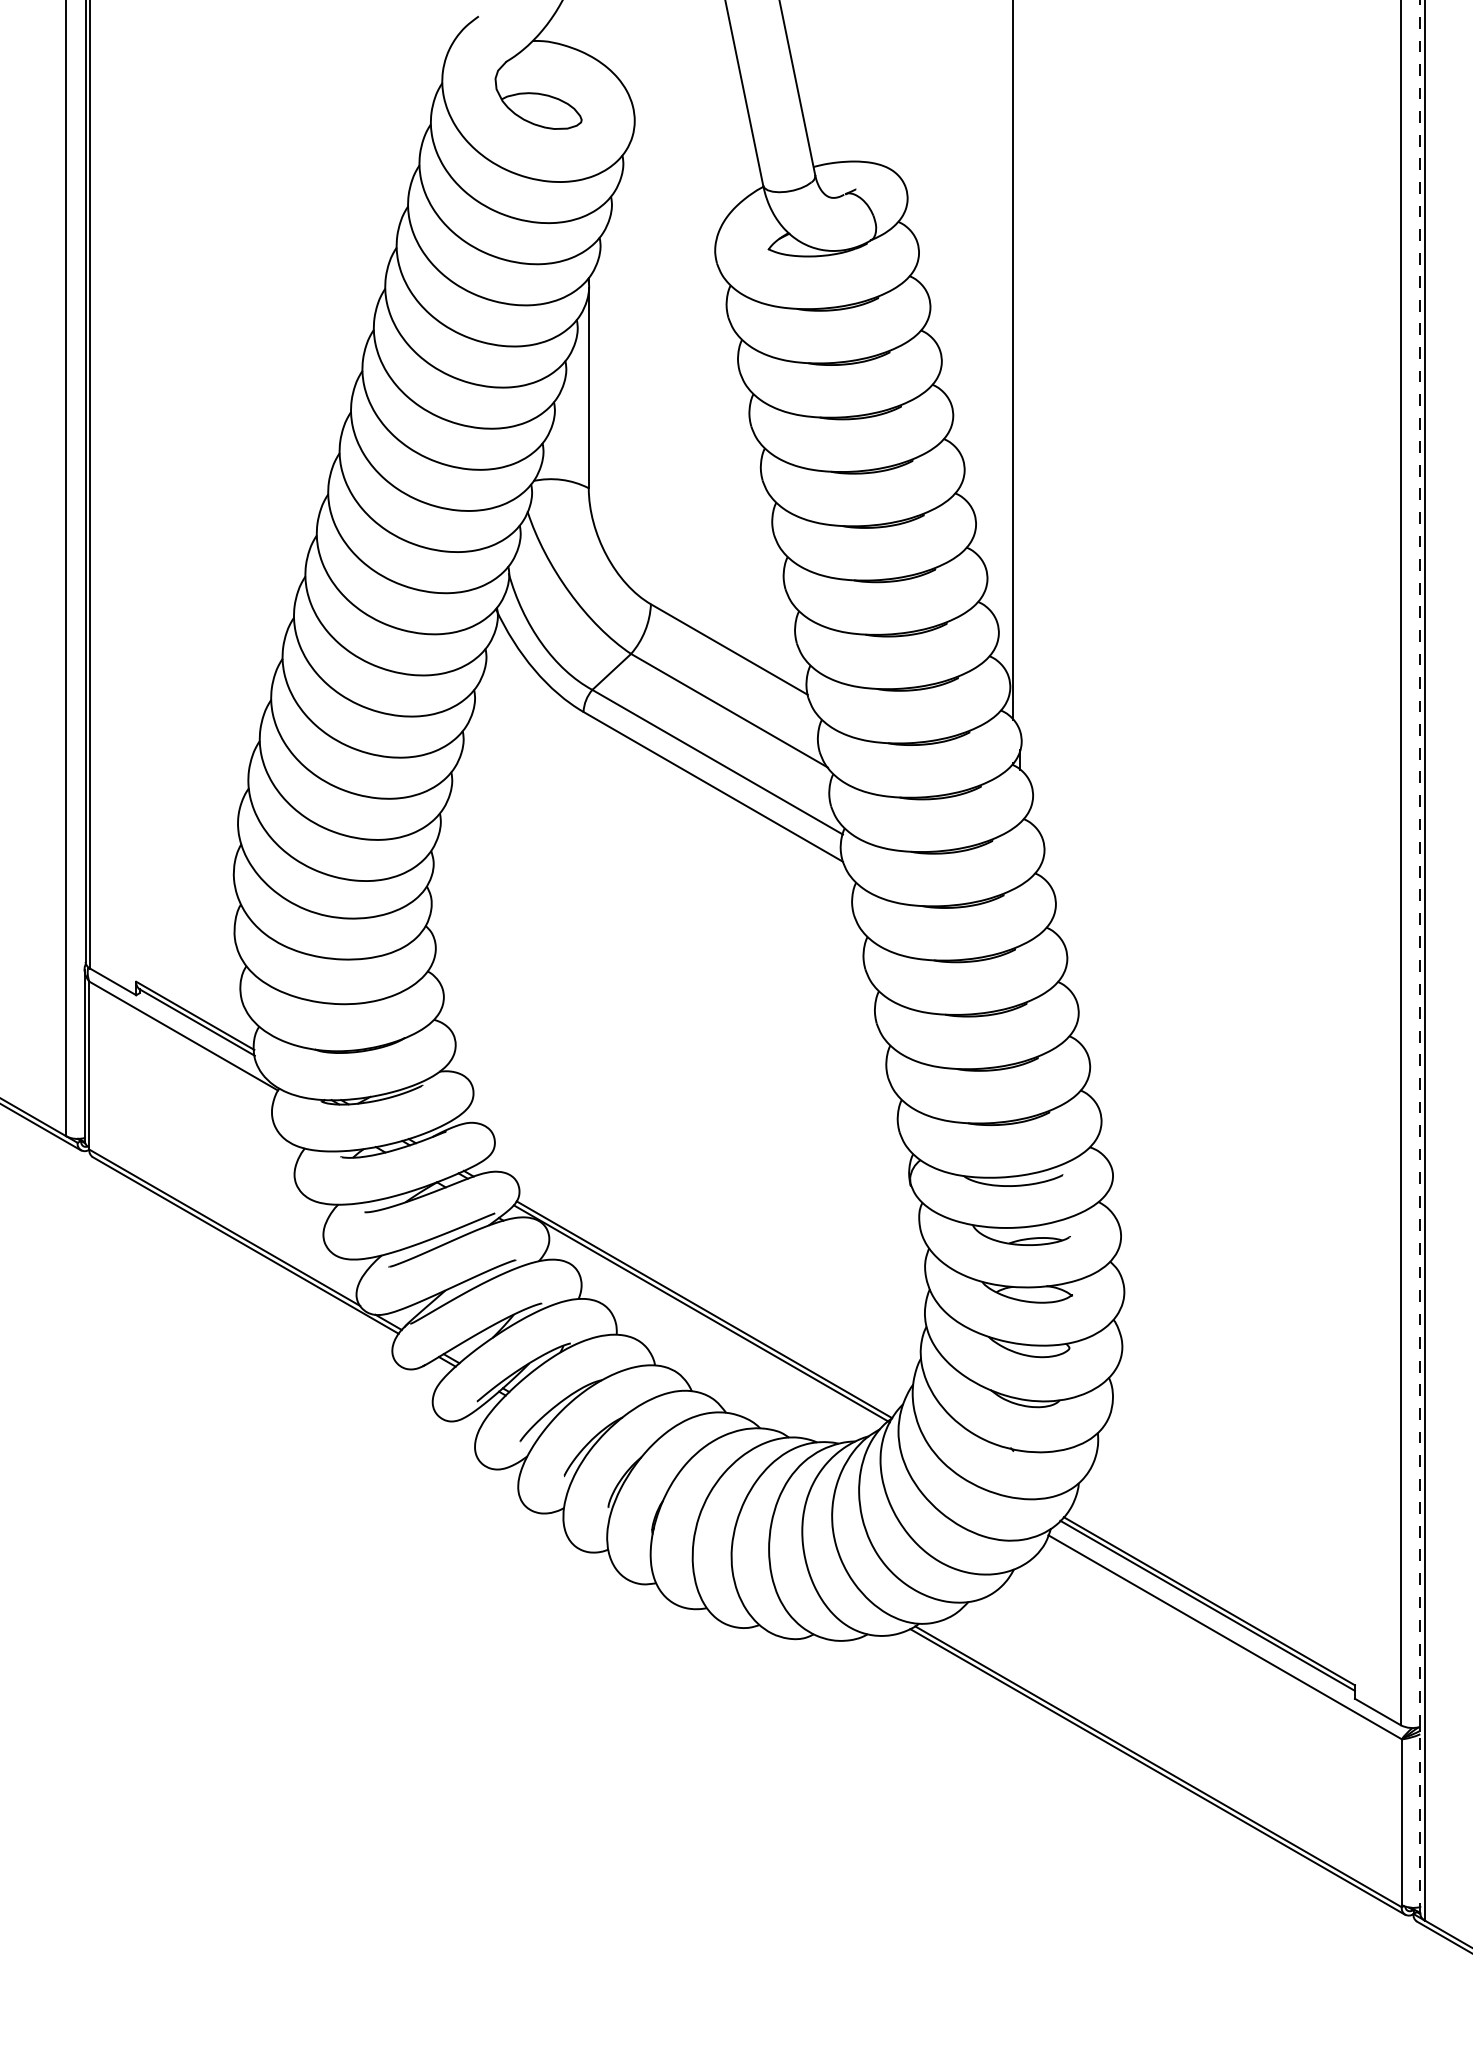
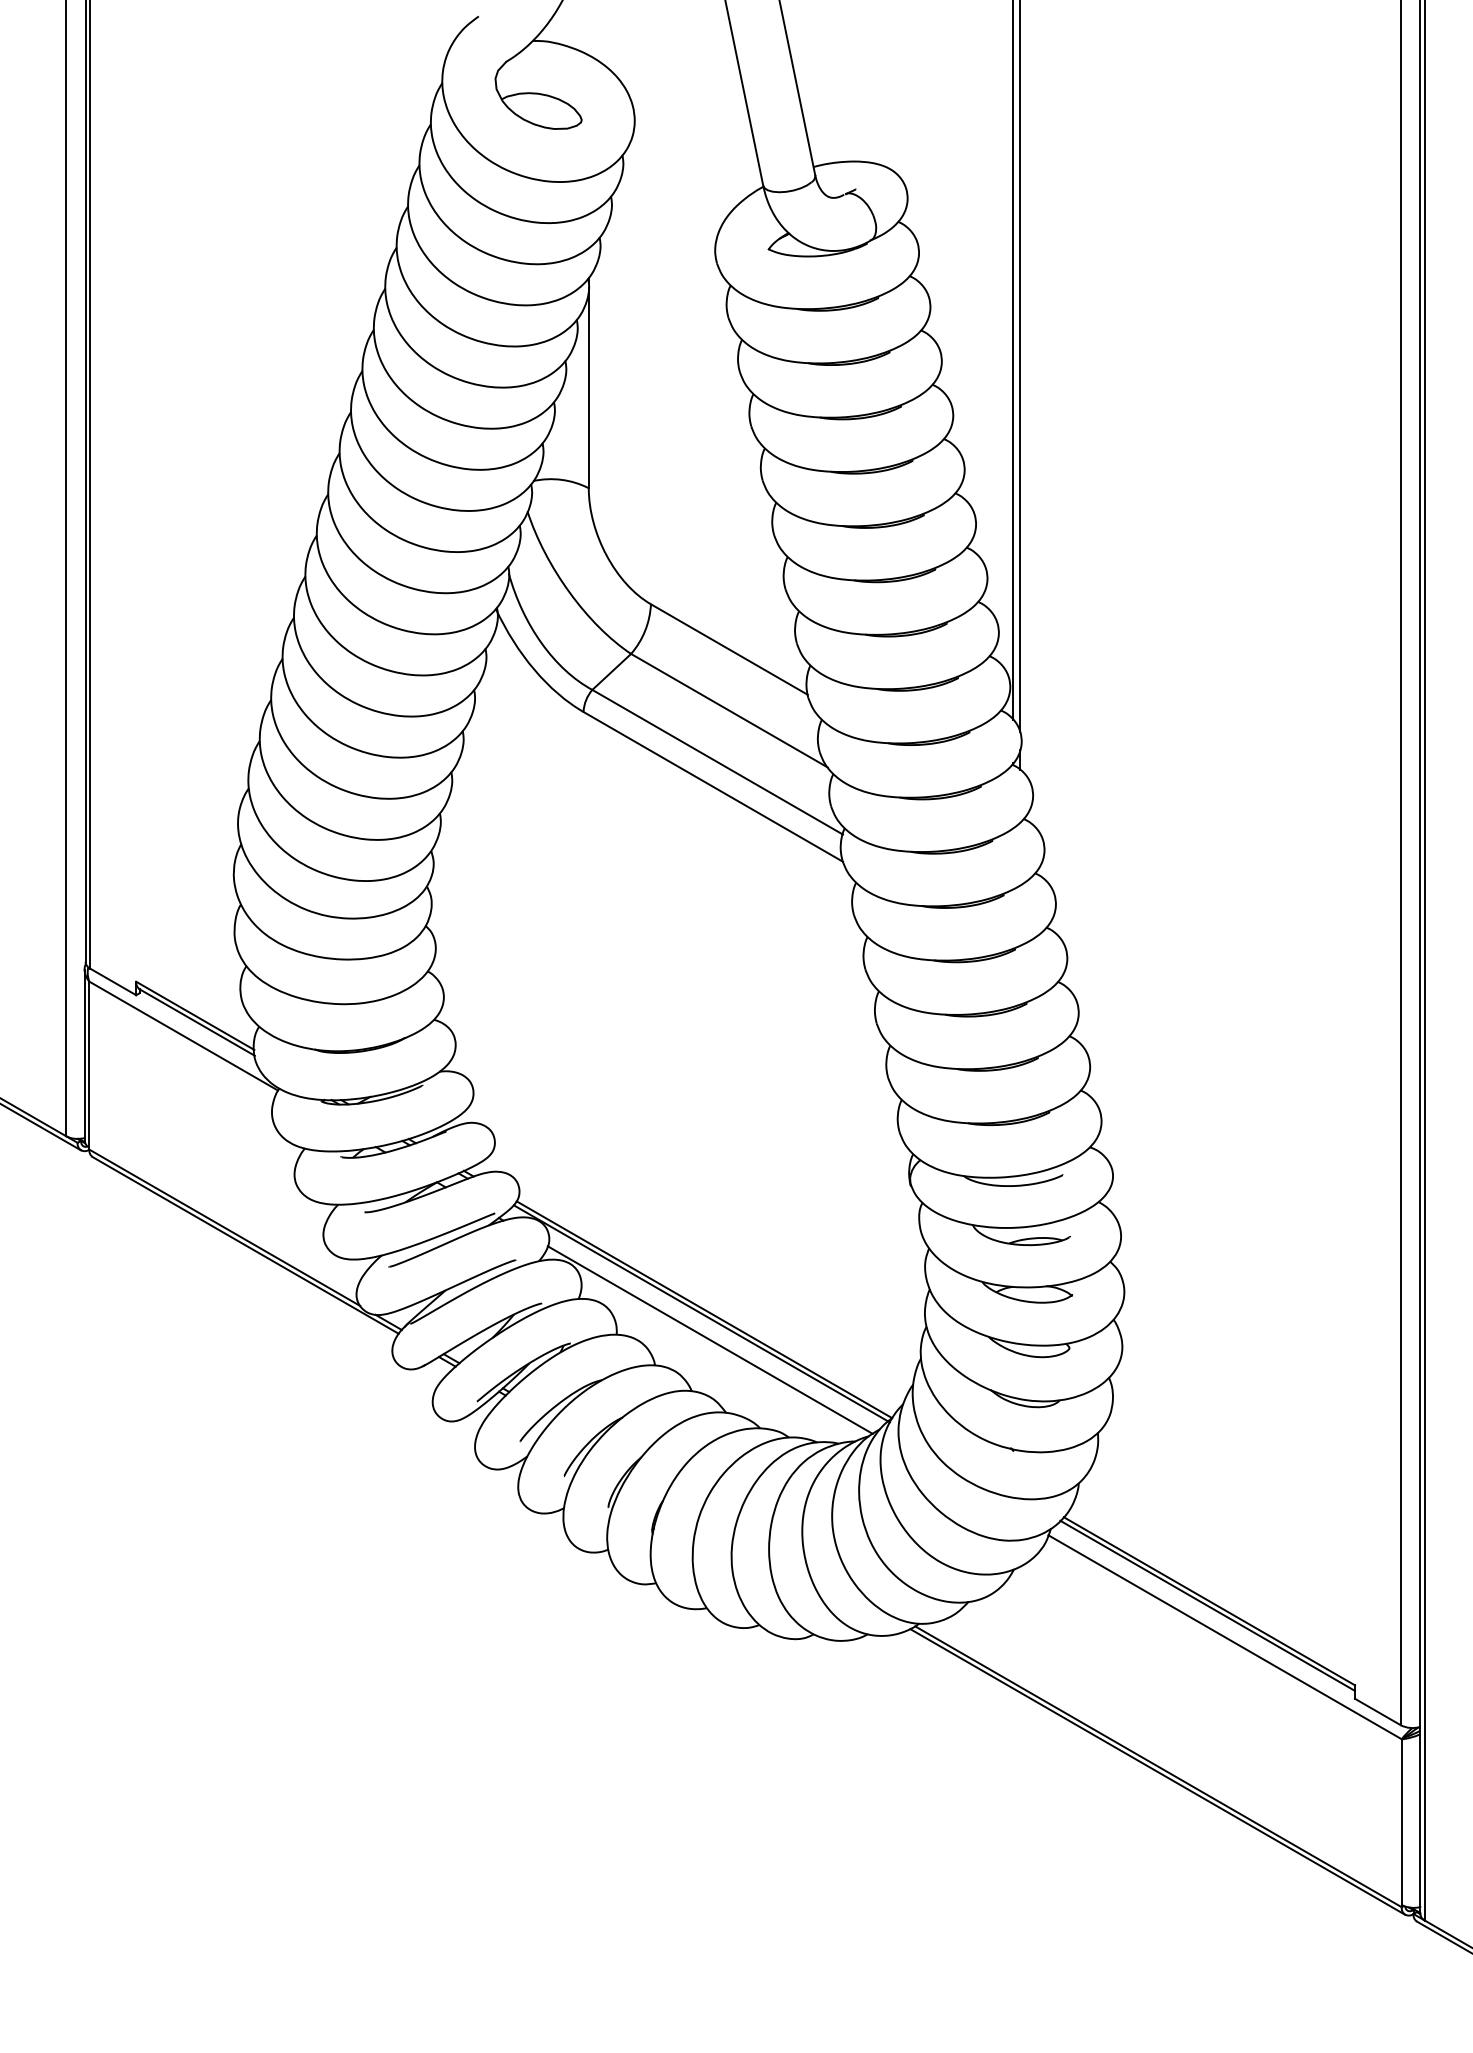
line: none -> present (1020, 367)
line: dashed -> solid (1420, 957)
line: none -> present (709, 1339)
